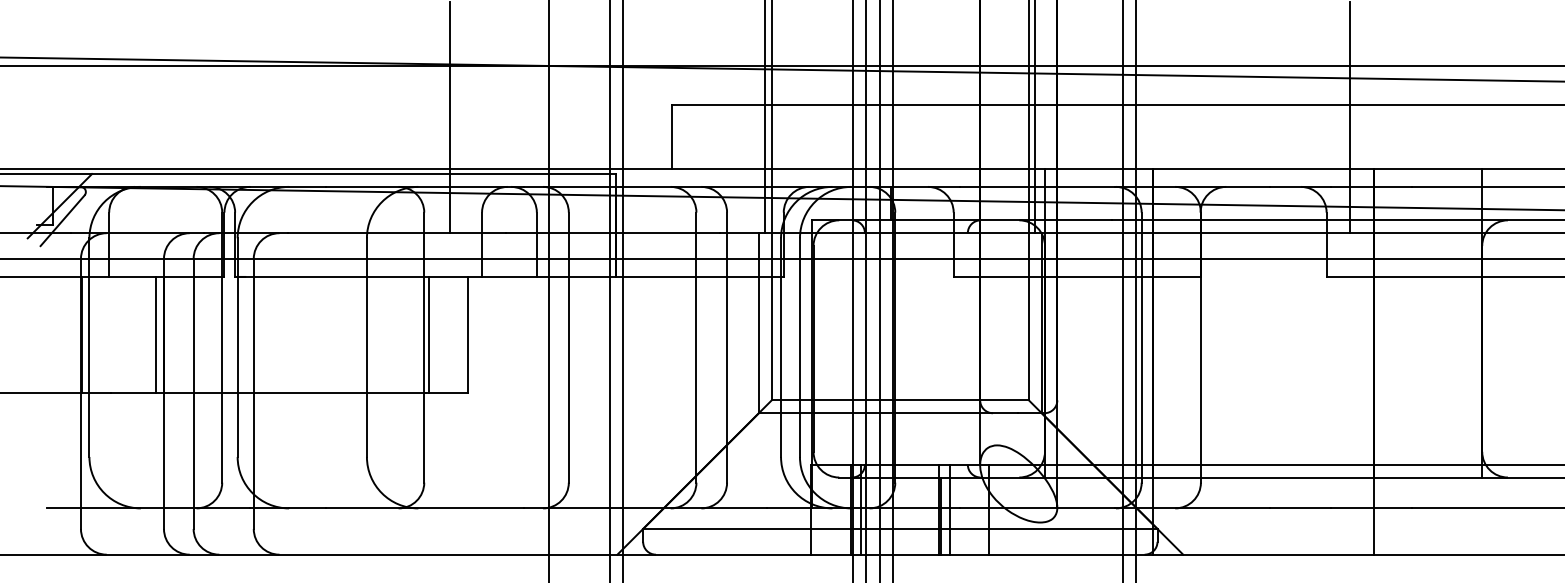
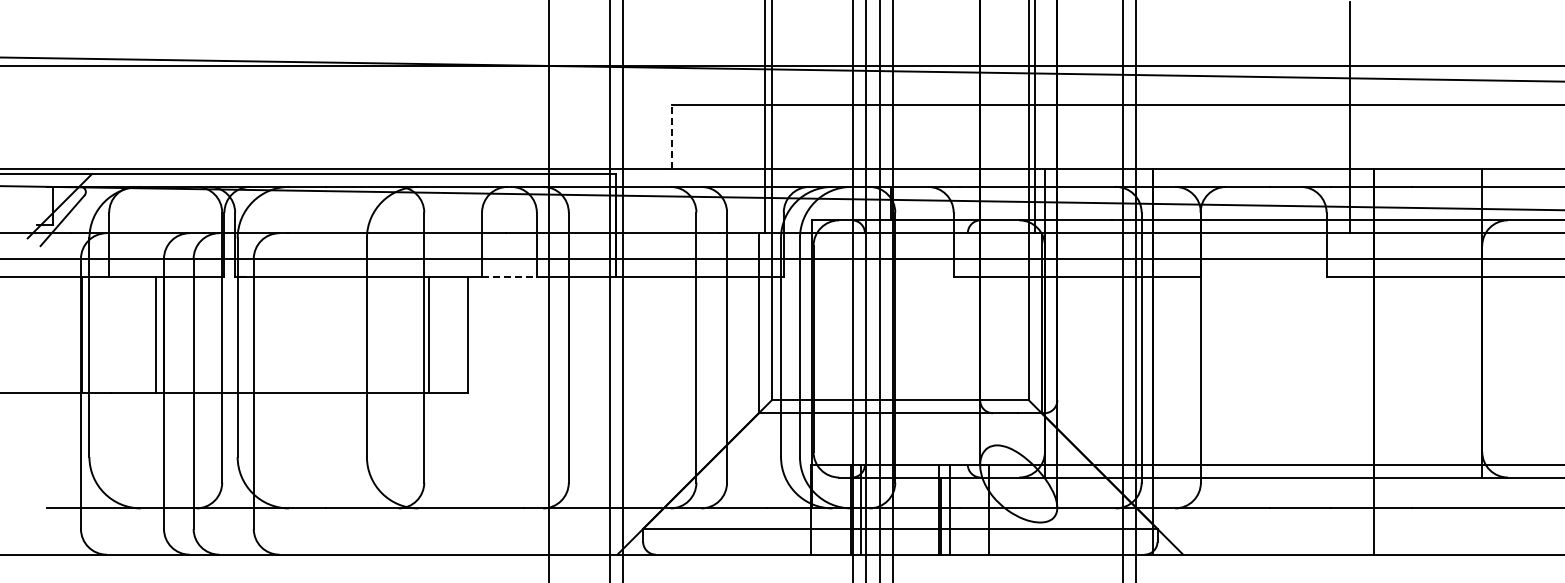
line: present -> none (450, 117)
line: solid -> dashed (672, 136)
line: solid -> dashed (509, 276)
